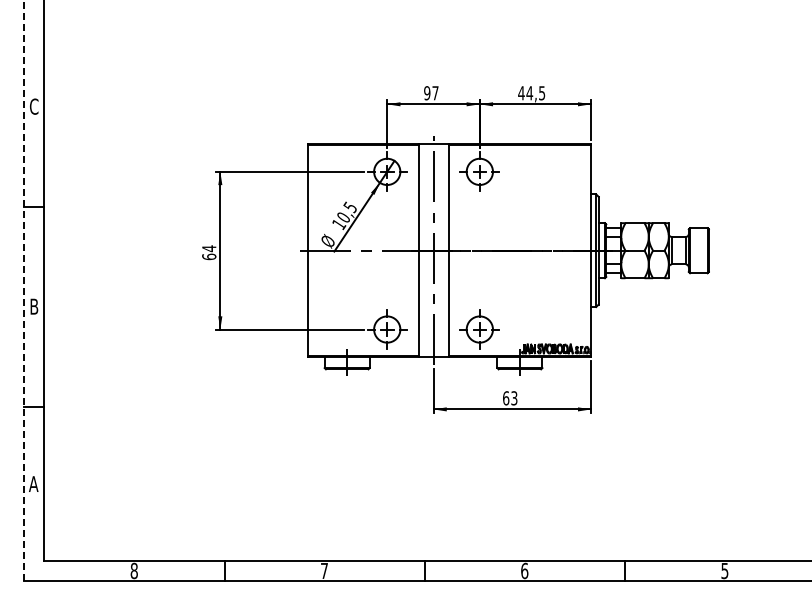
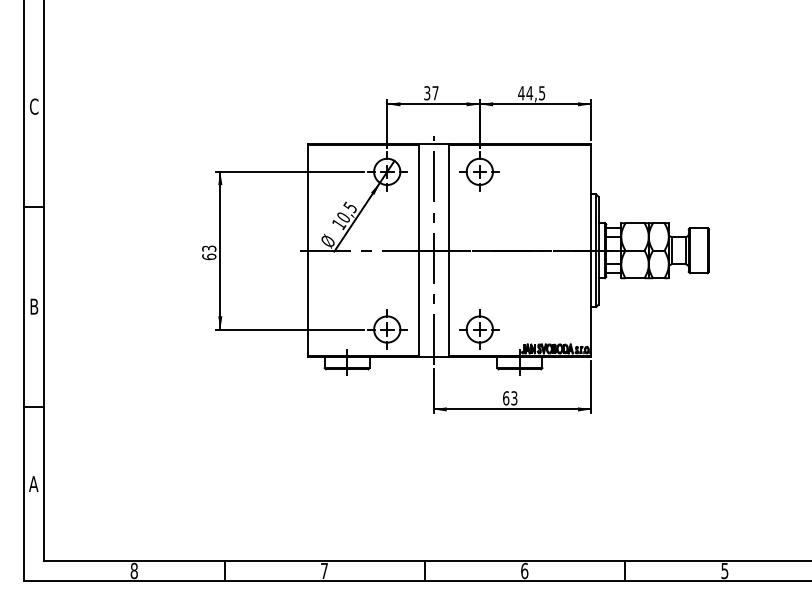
text: 97 -> 37 (427, 93)
text: 64 -> 63 (209, 248)
line: dashed -> solid (24, 290)
